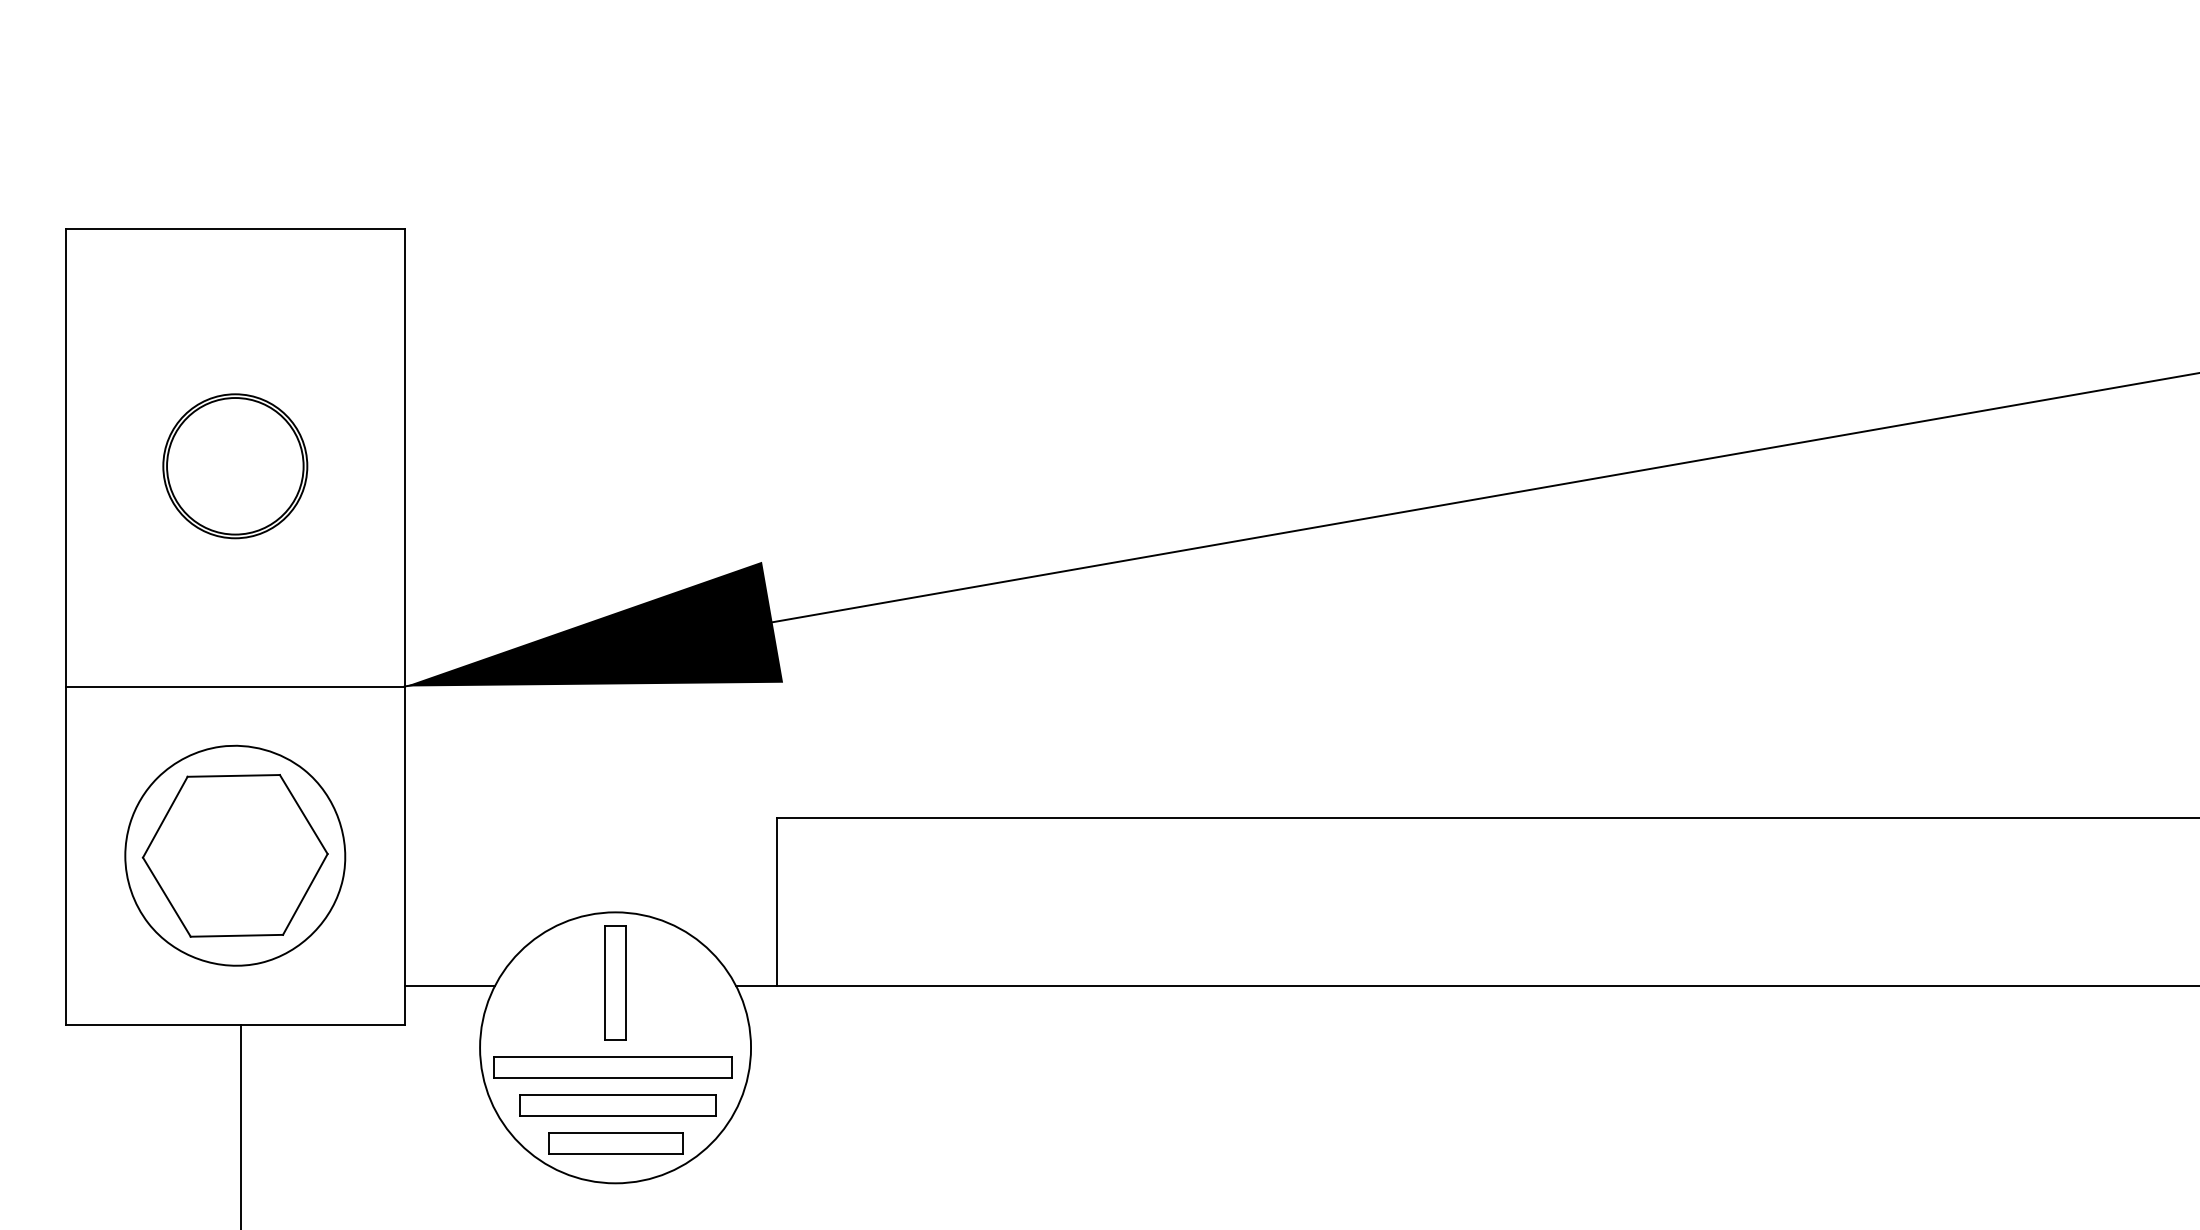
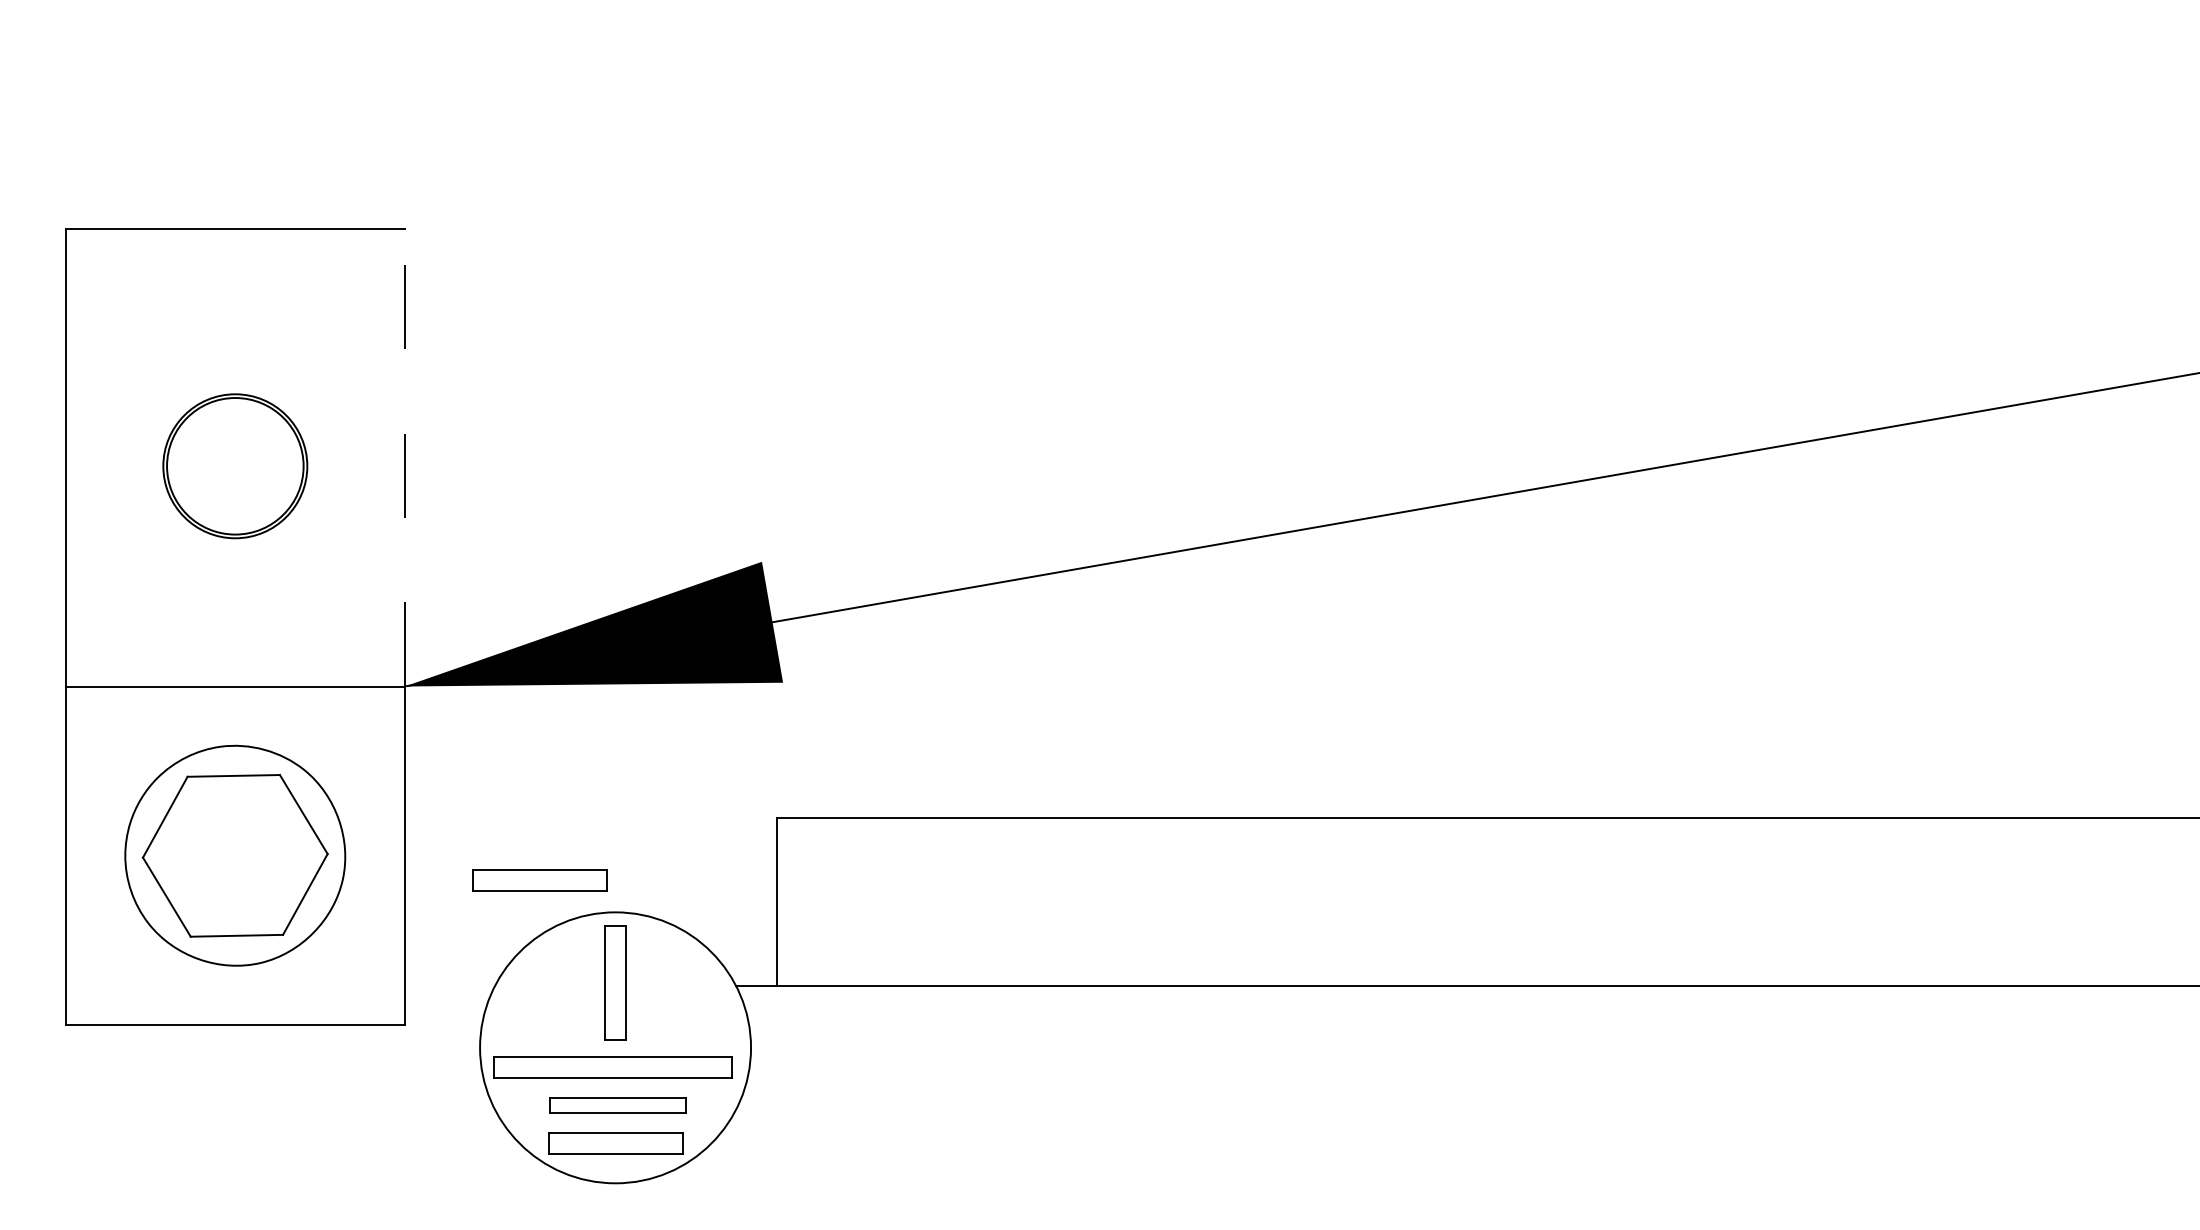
line: solid -> dashed (404, 457)
part: none -> present (539, 880)
line: present -> none (449, 985)
part size: 198x23 px -> 138x17 px (617, 1105)
line: present -> none (241, 1125)
